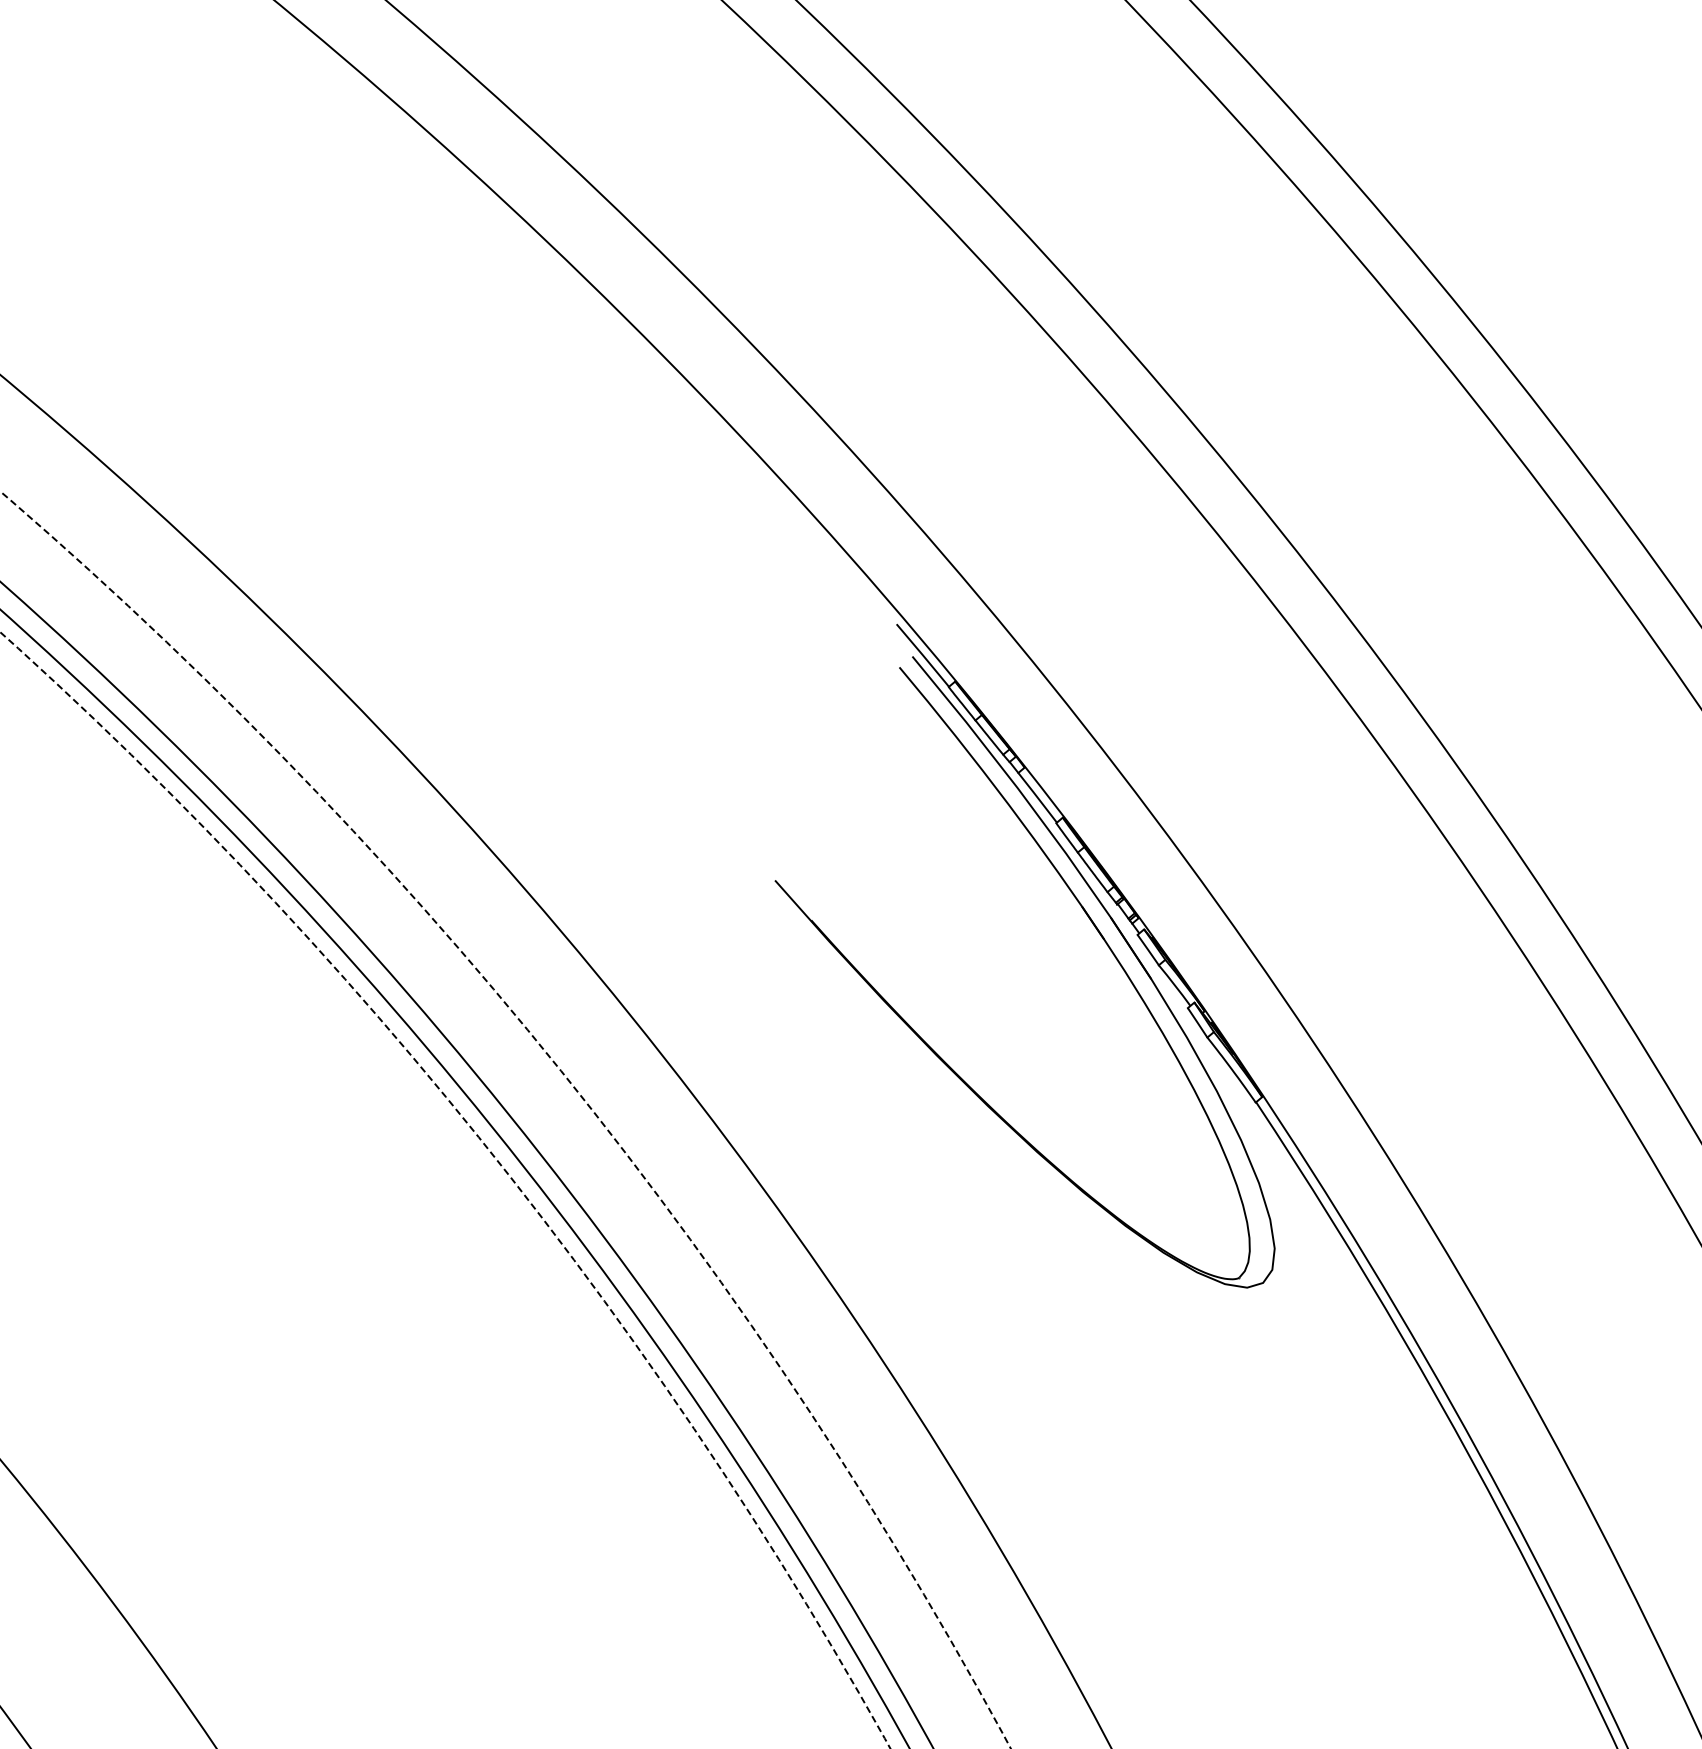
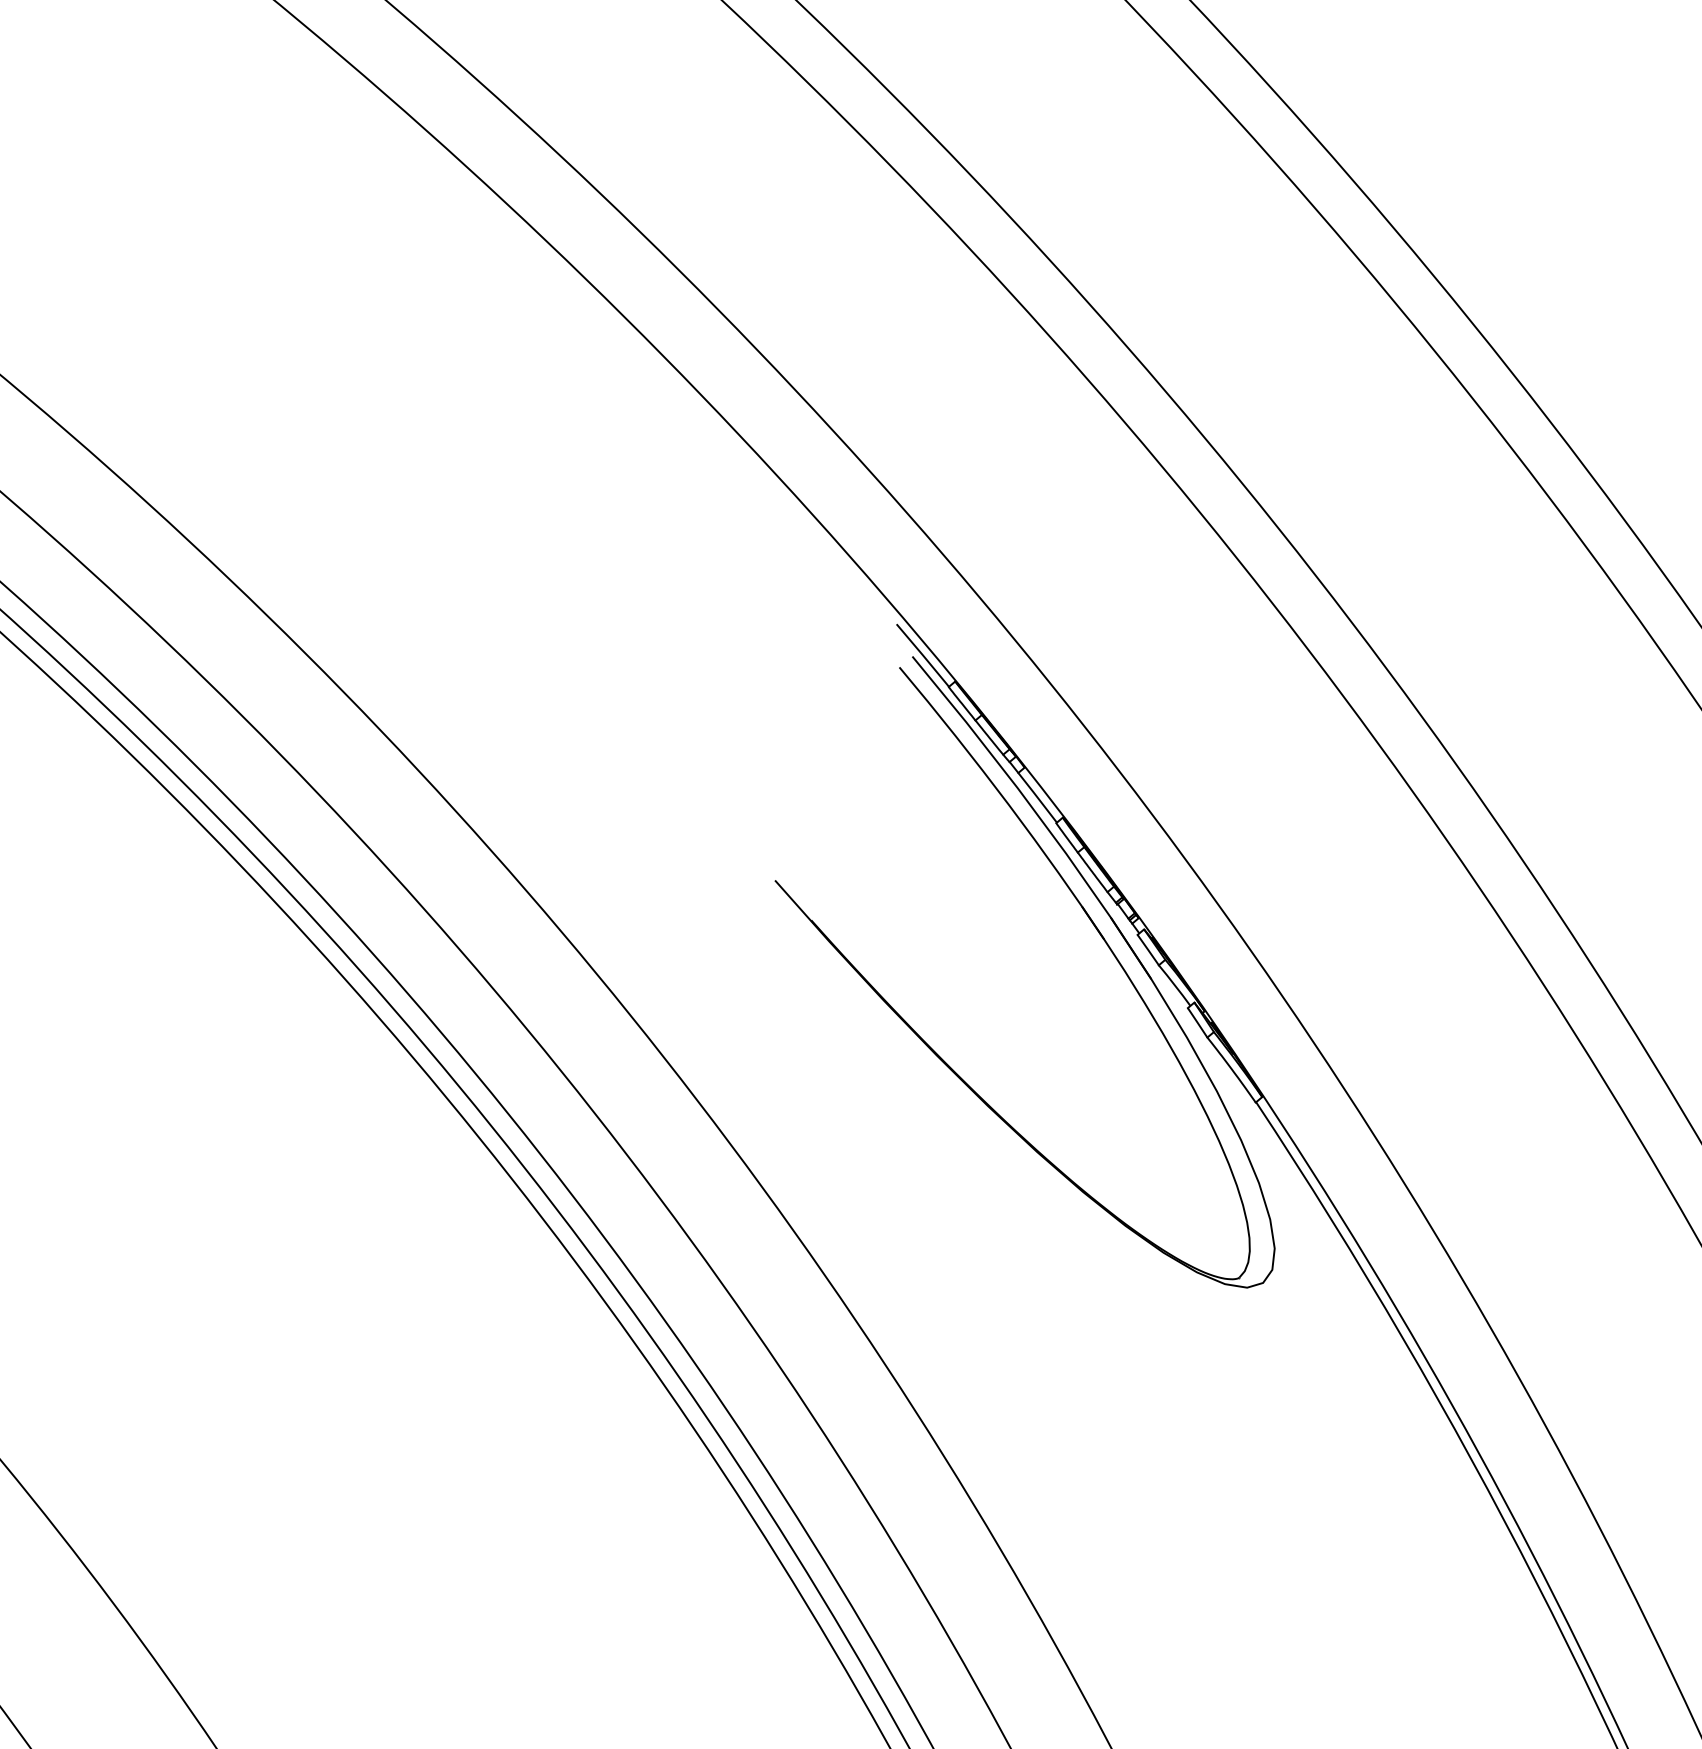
circle: dashed -> solid (505, 1119)
circle: dashed -> solid (445, 1190)
